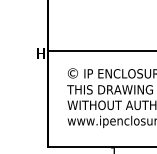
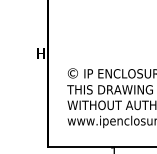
line: present -> none (100, 51)
